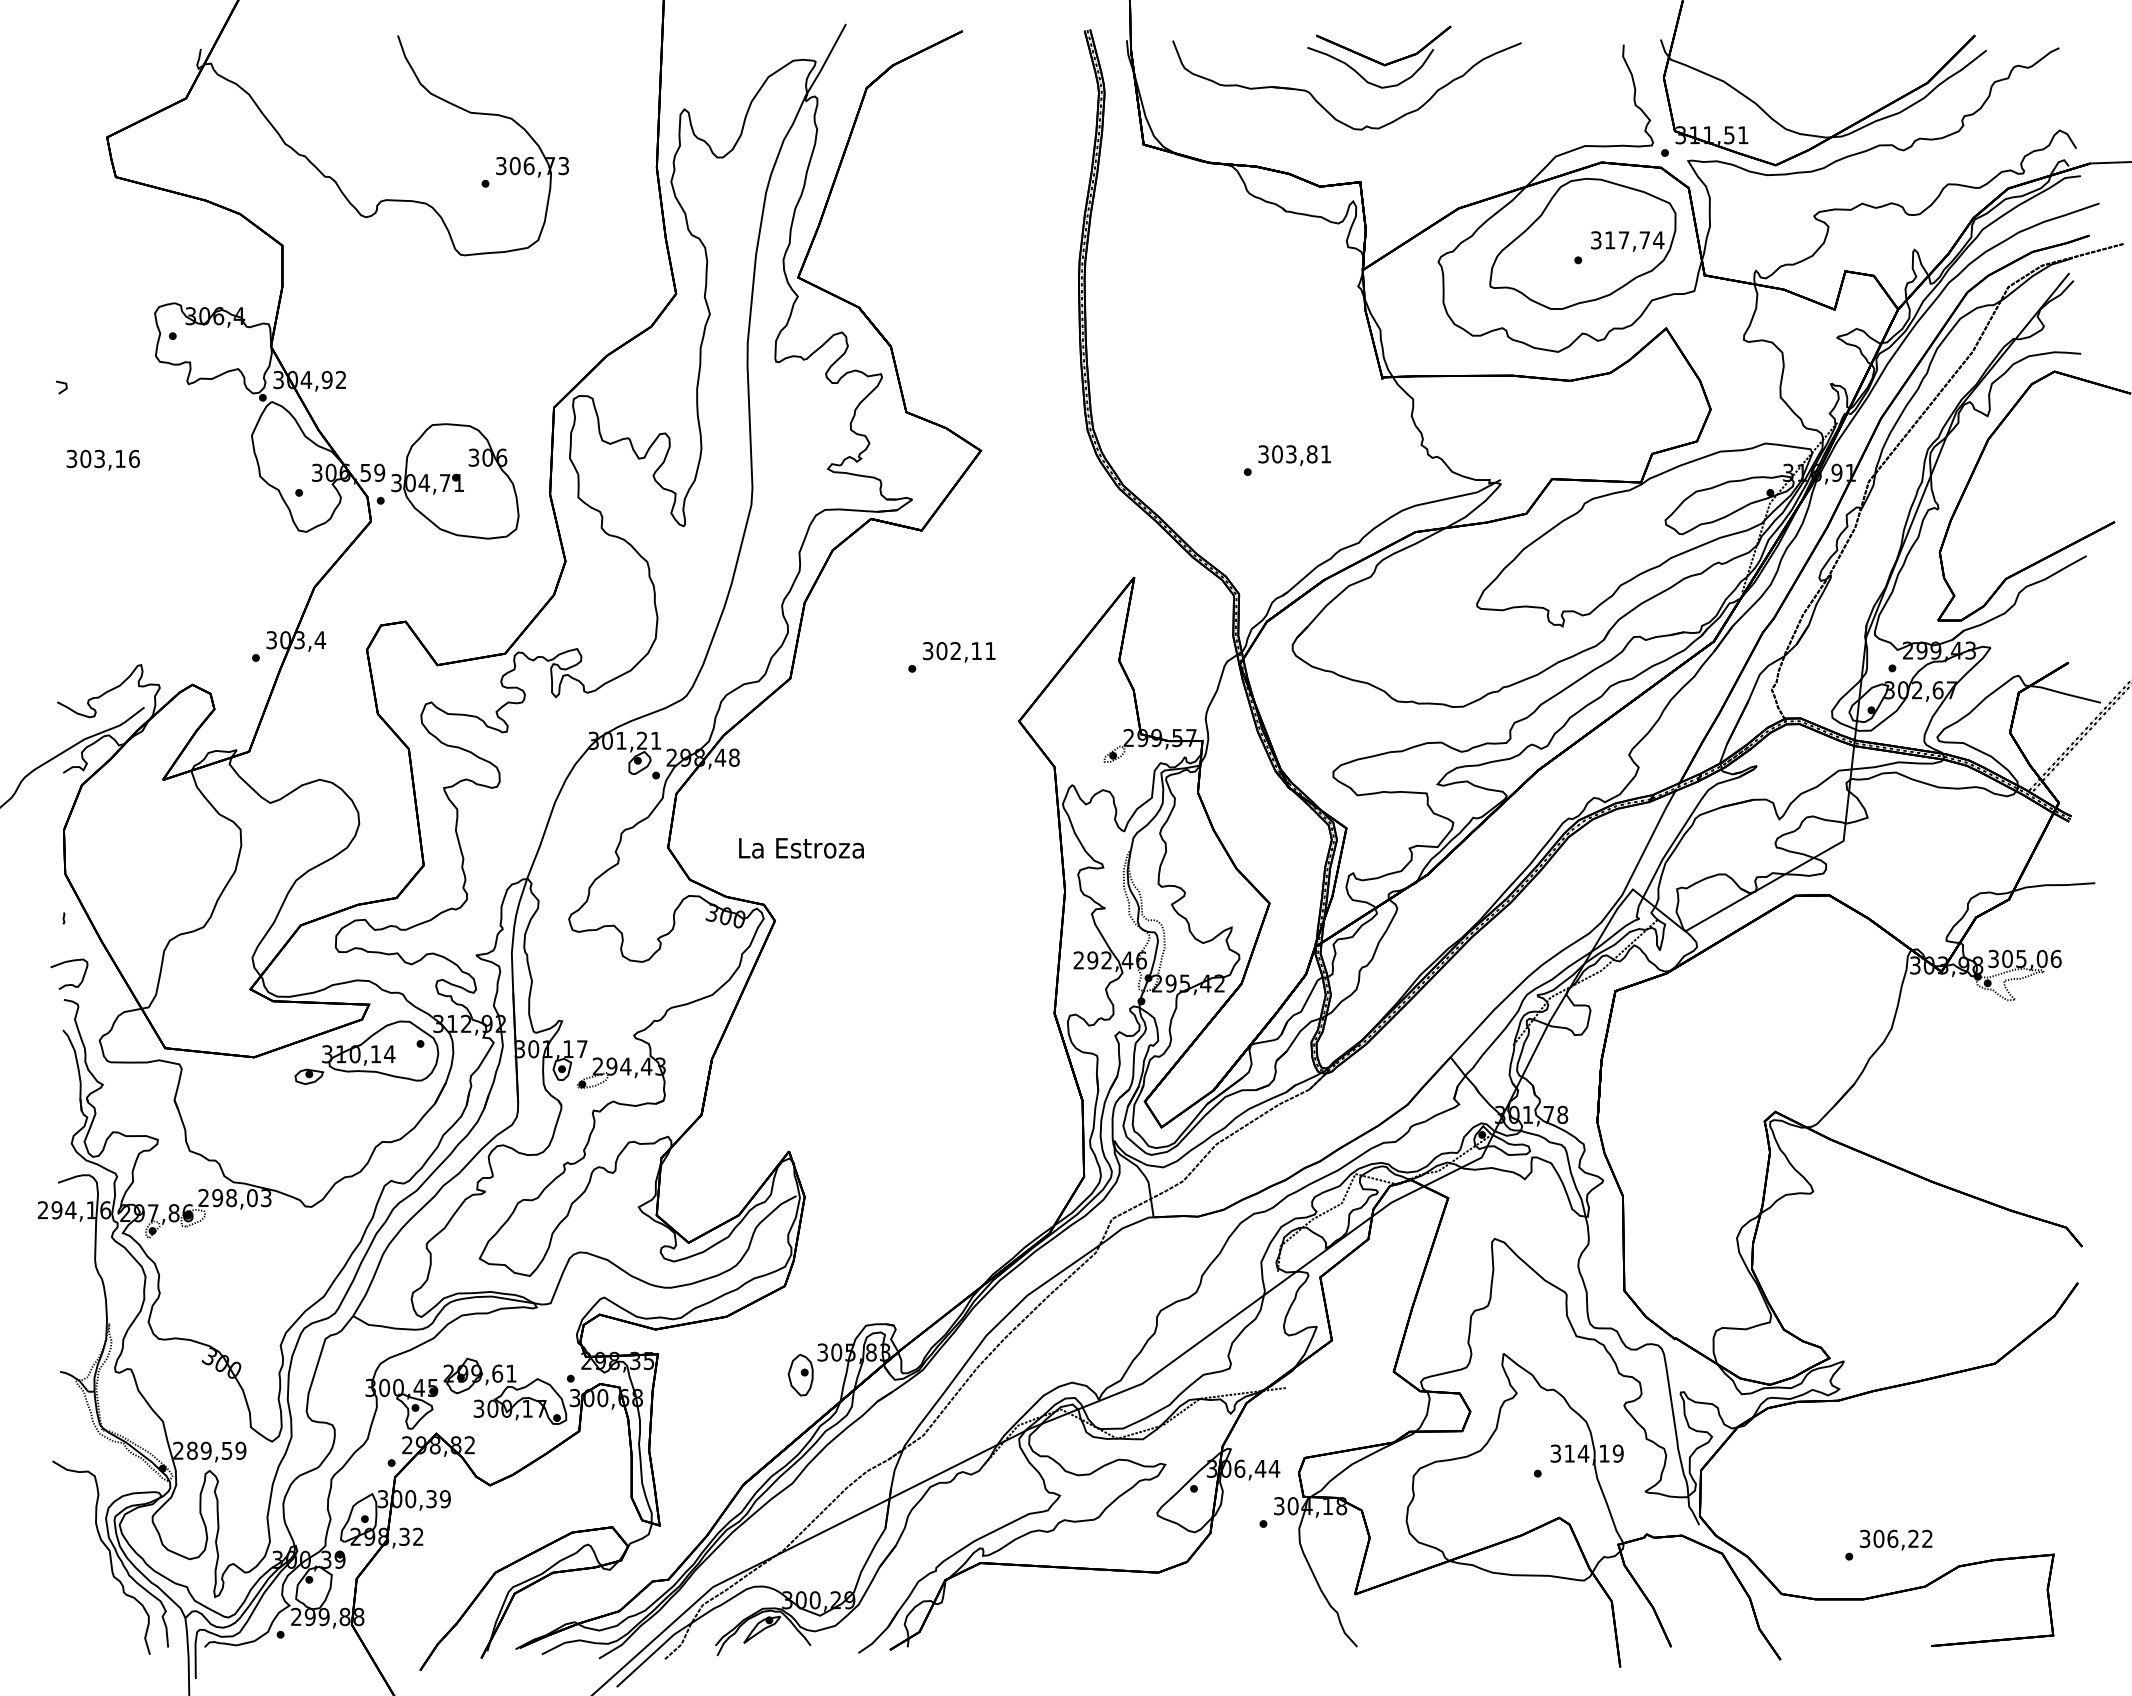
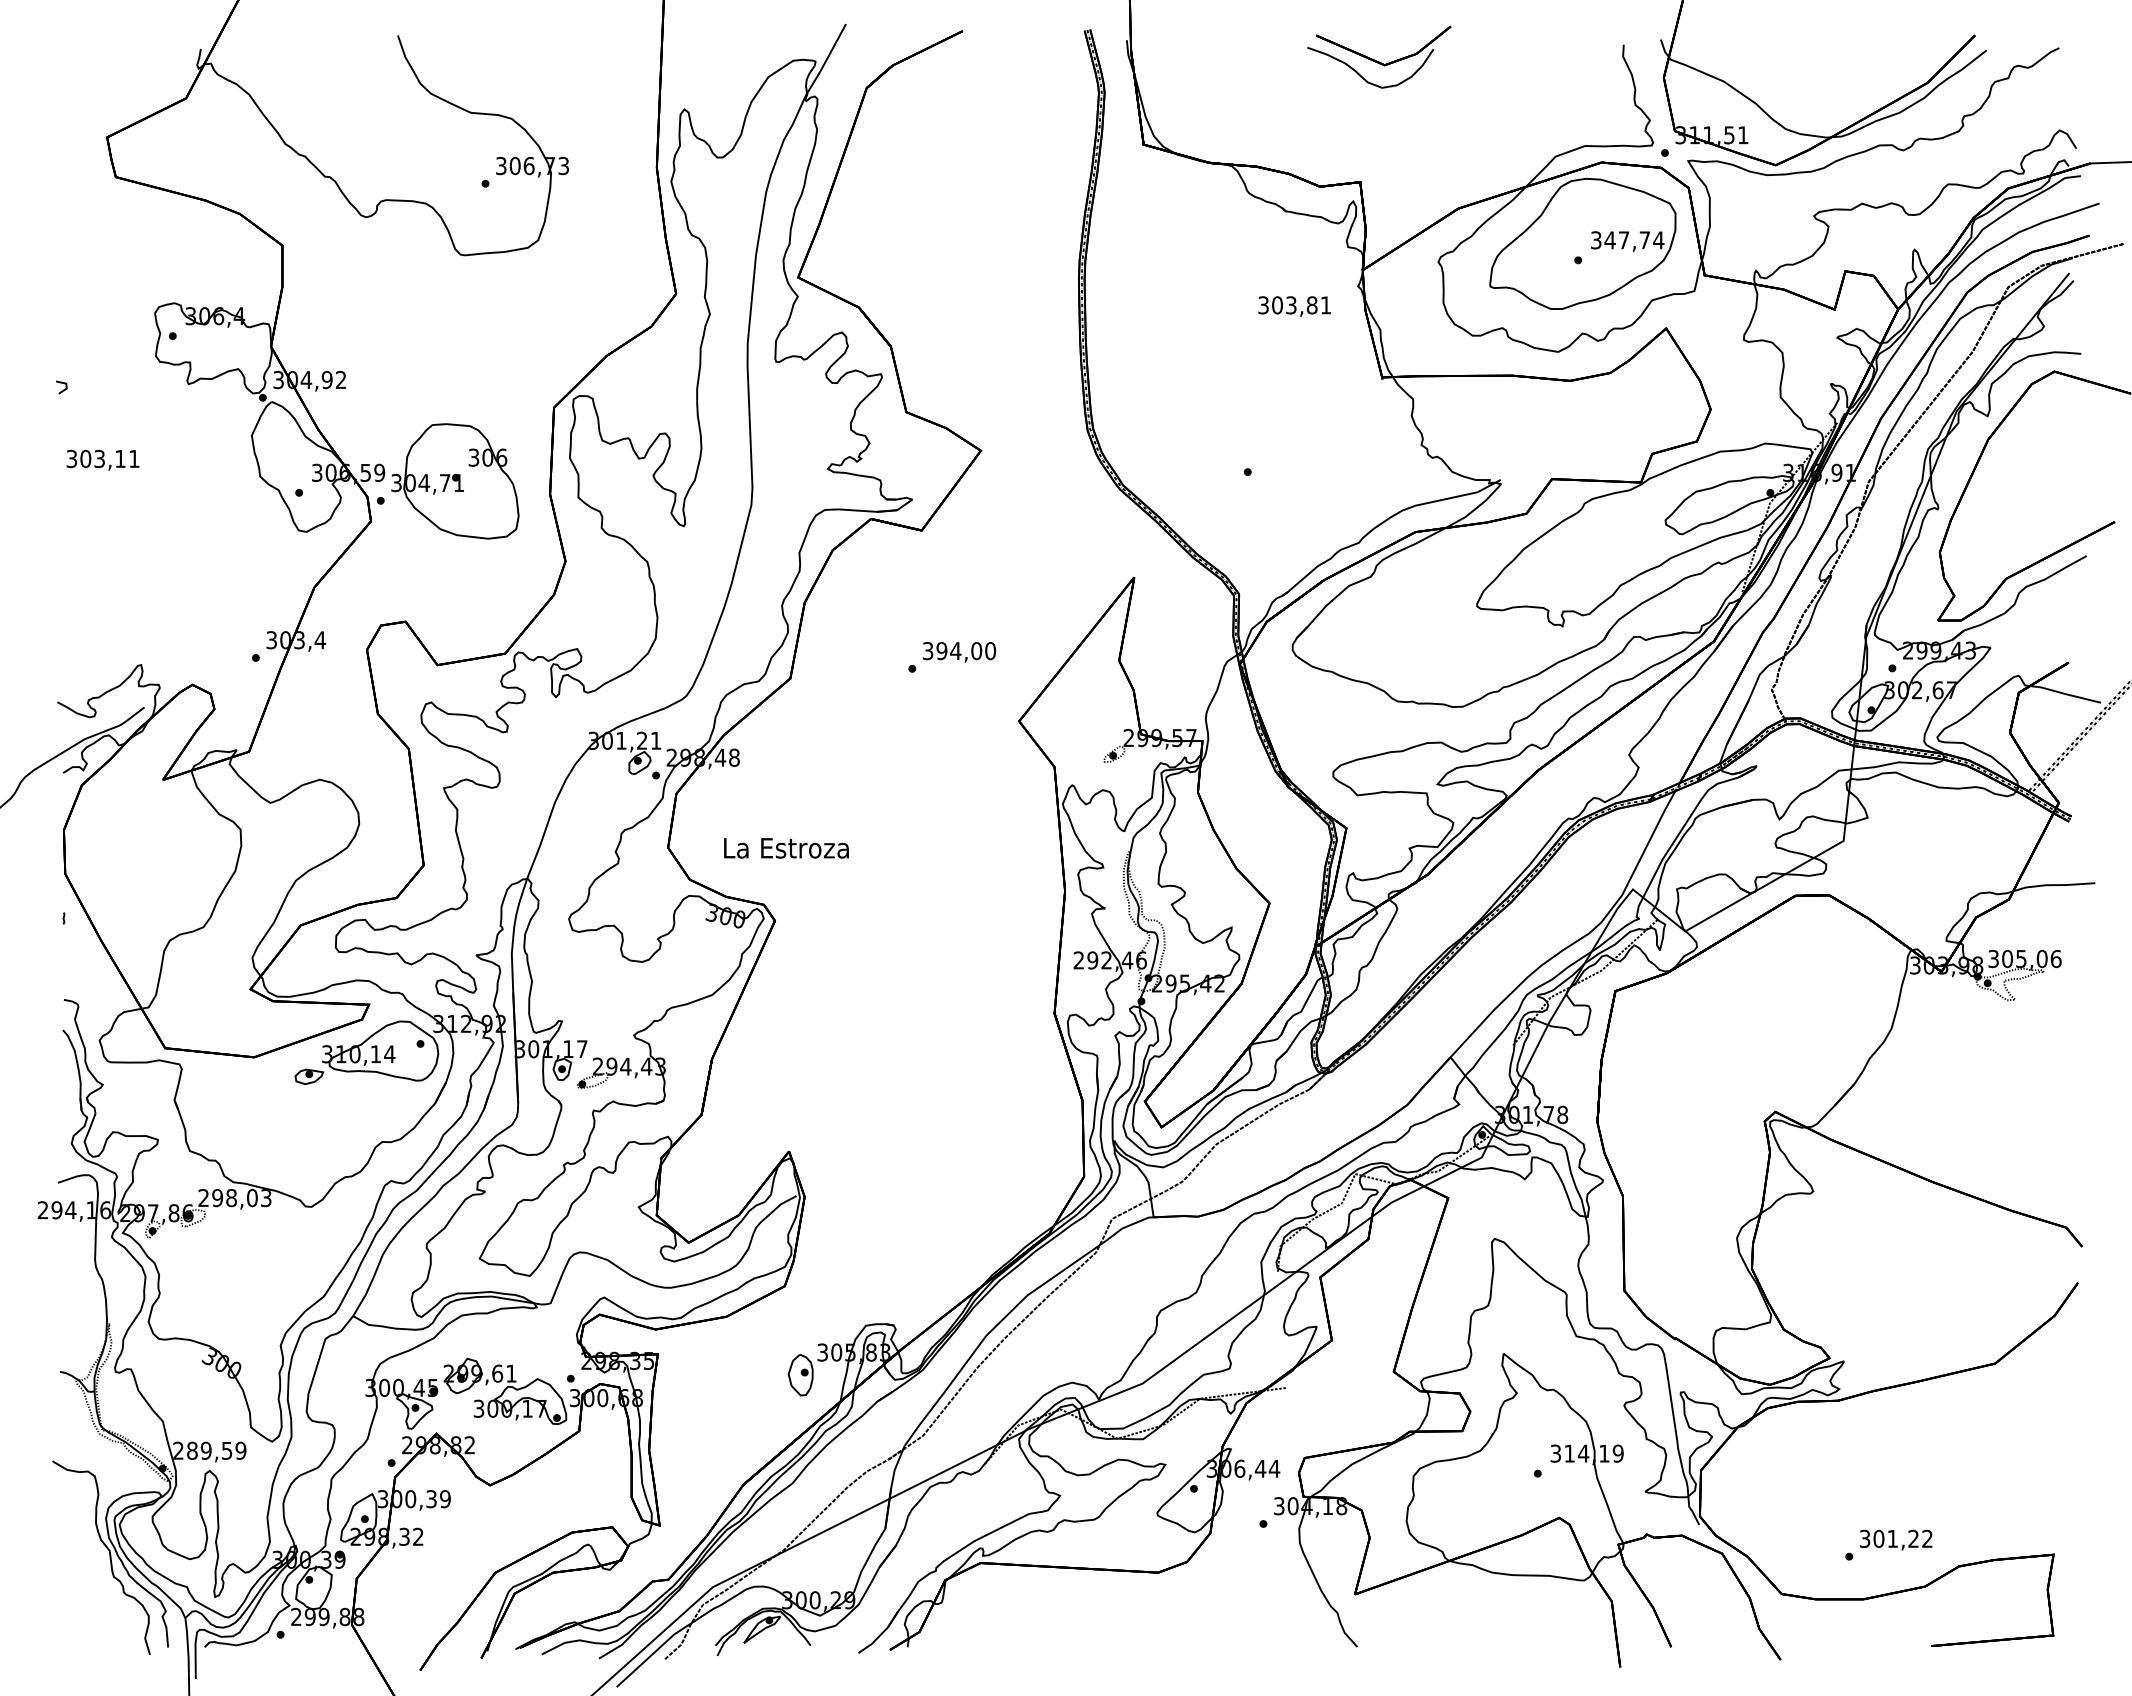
part: present -> none (1324, 107)
text: 317,74 -> 347,74 (1609, 240)
text position: (1294, 455) -> (1294, 306) (1294, 306)
text: 303,16 -> 303,11 (134, 458)
text: 302,11 -> 394,00 (966, 651)
text position: (801, 848) -> (786, 848) (786, 848)
curve: present -> none (69, 962)
text: 306,22 -> 301,22 (1892, 1538)
